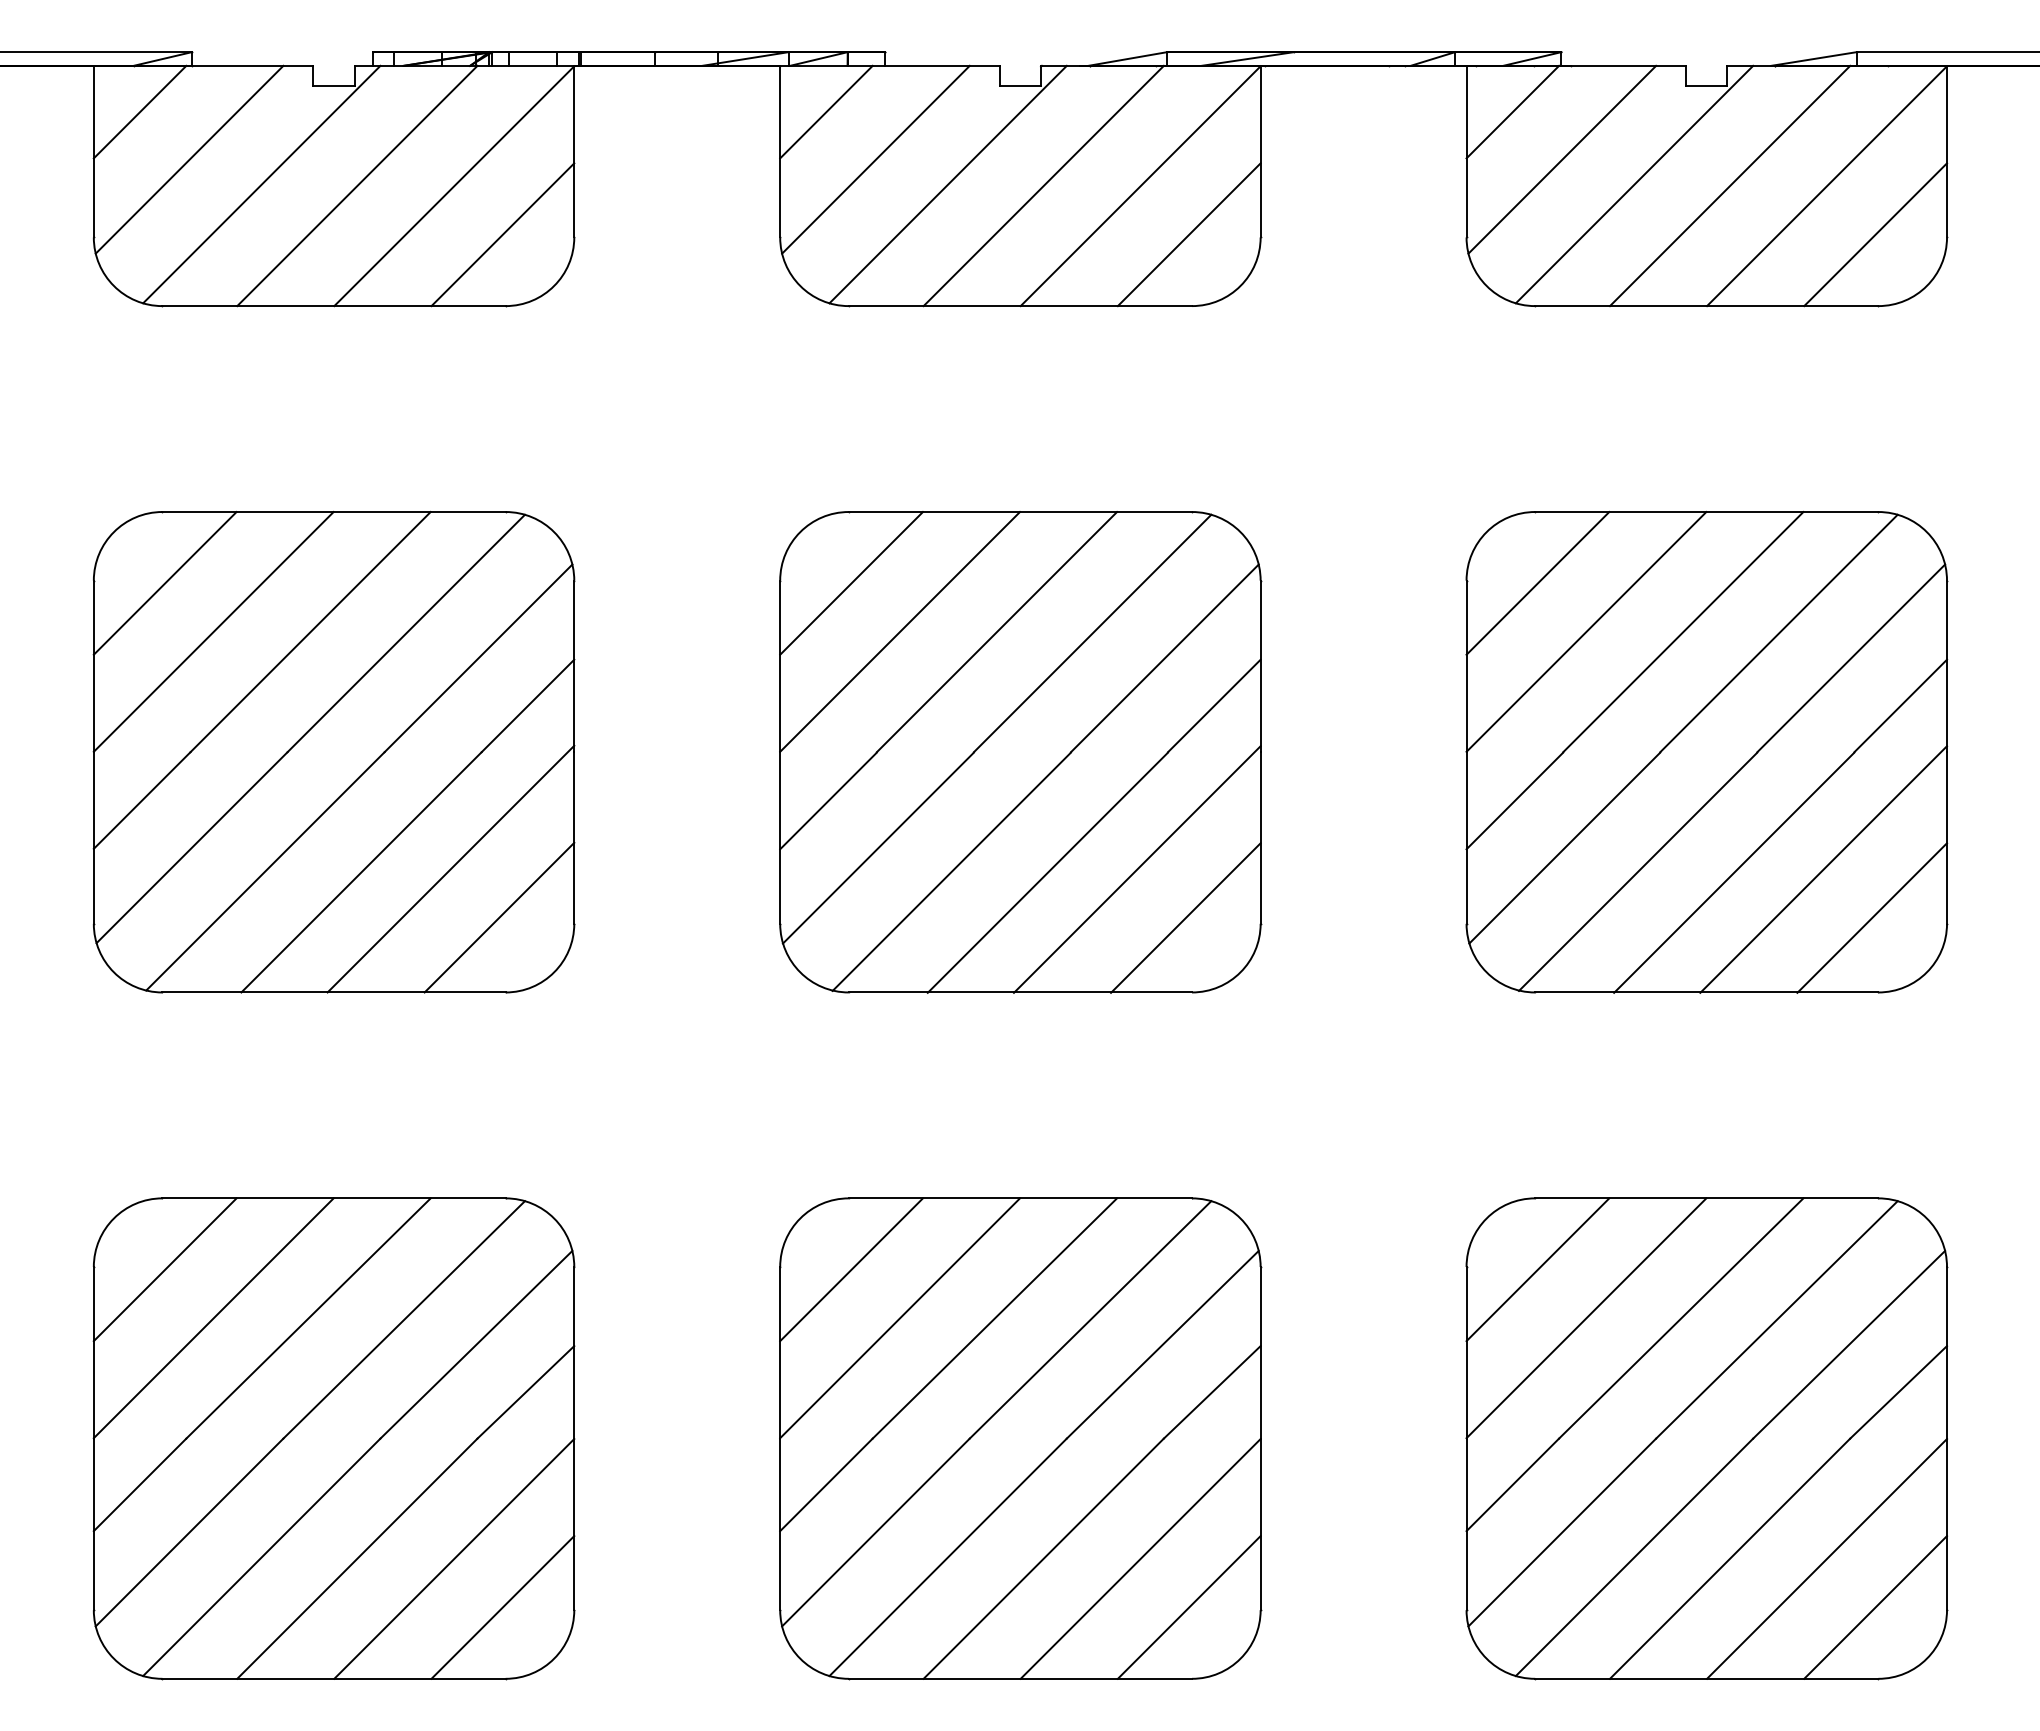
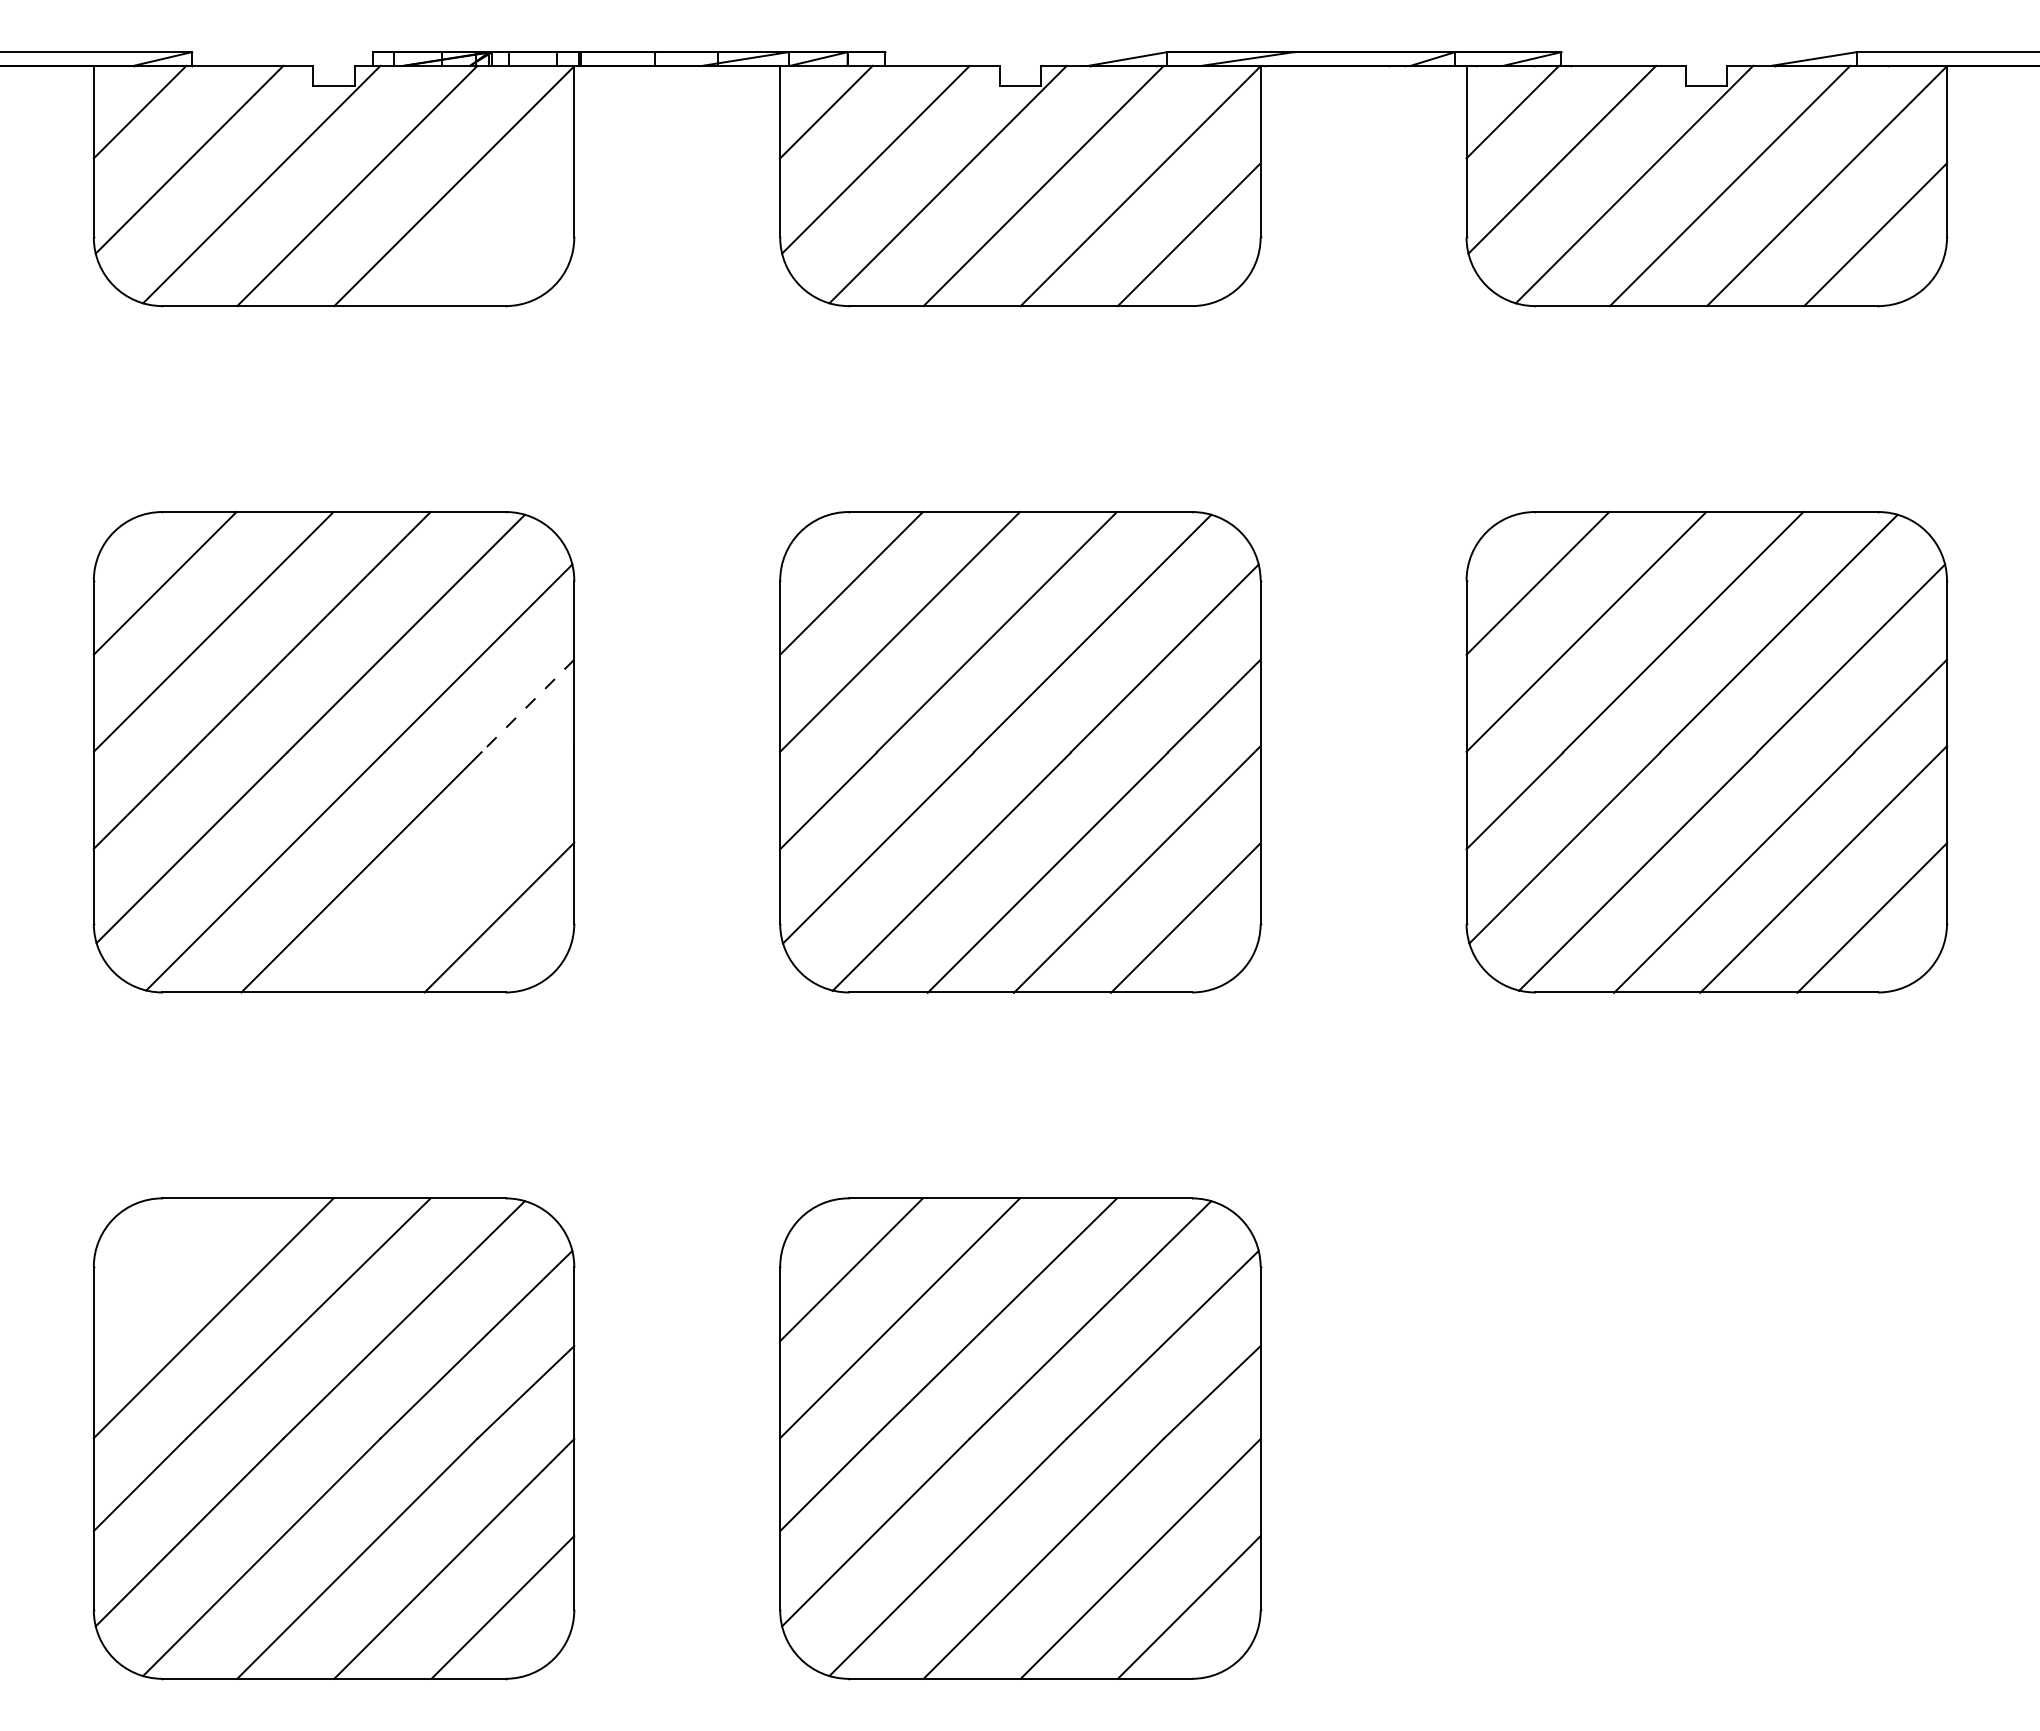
line: present -> none (502, 234)
line: solid -> dashed (527, 706)
line: present -> none (450, 868)
line: present -> none (164, 1269)
part: present -> none (1706, 1438)
